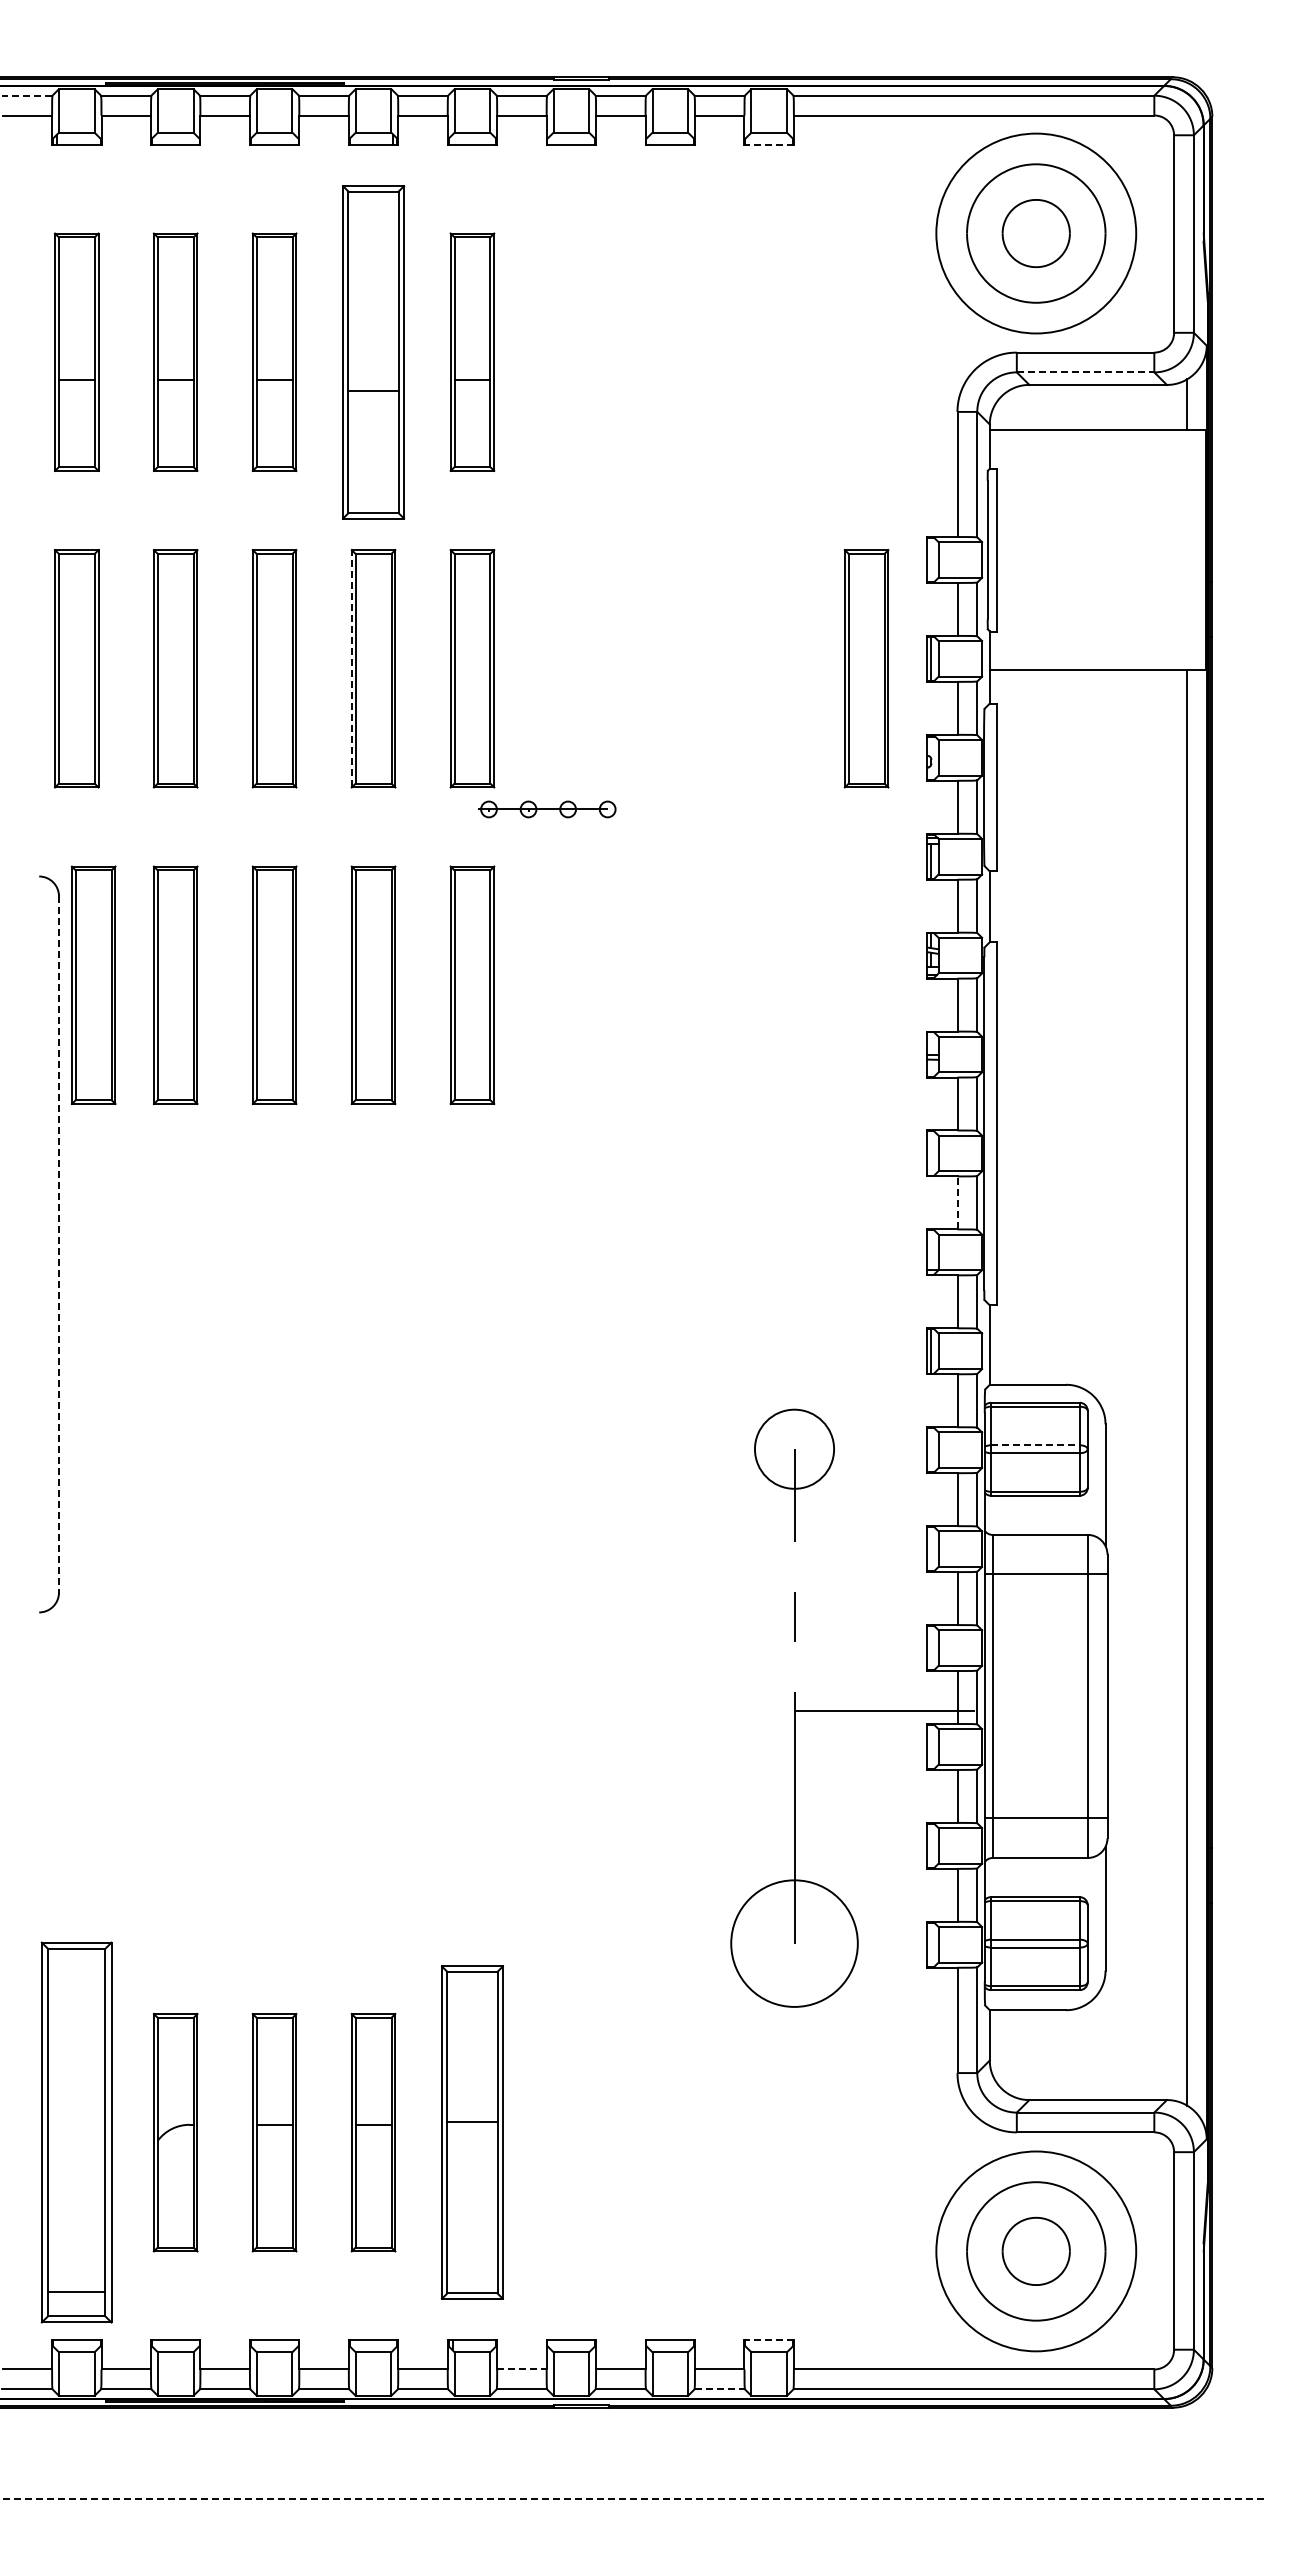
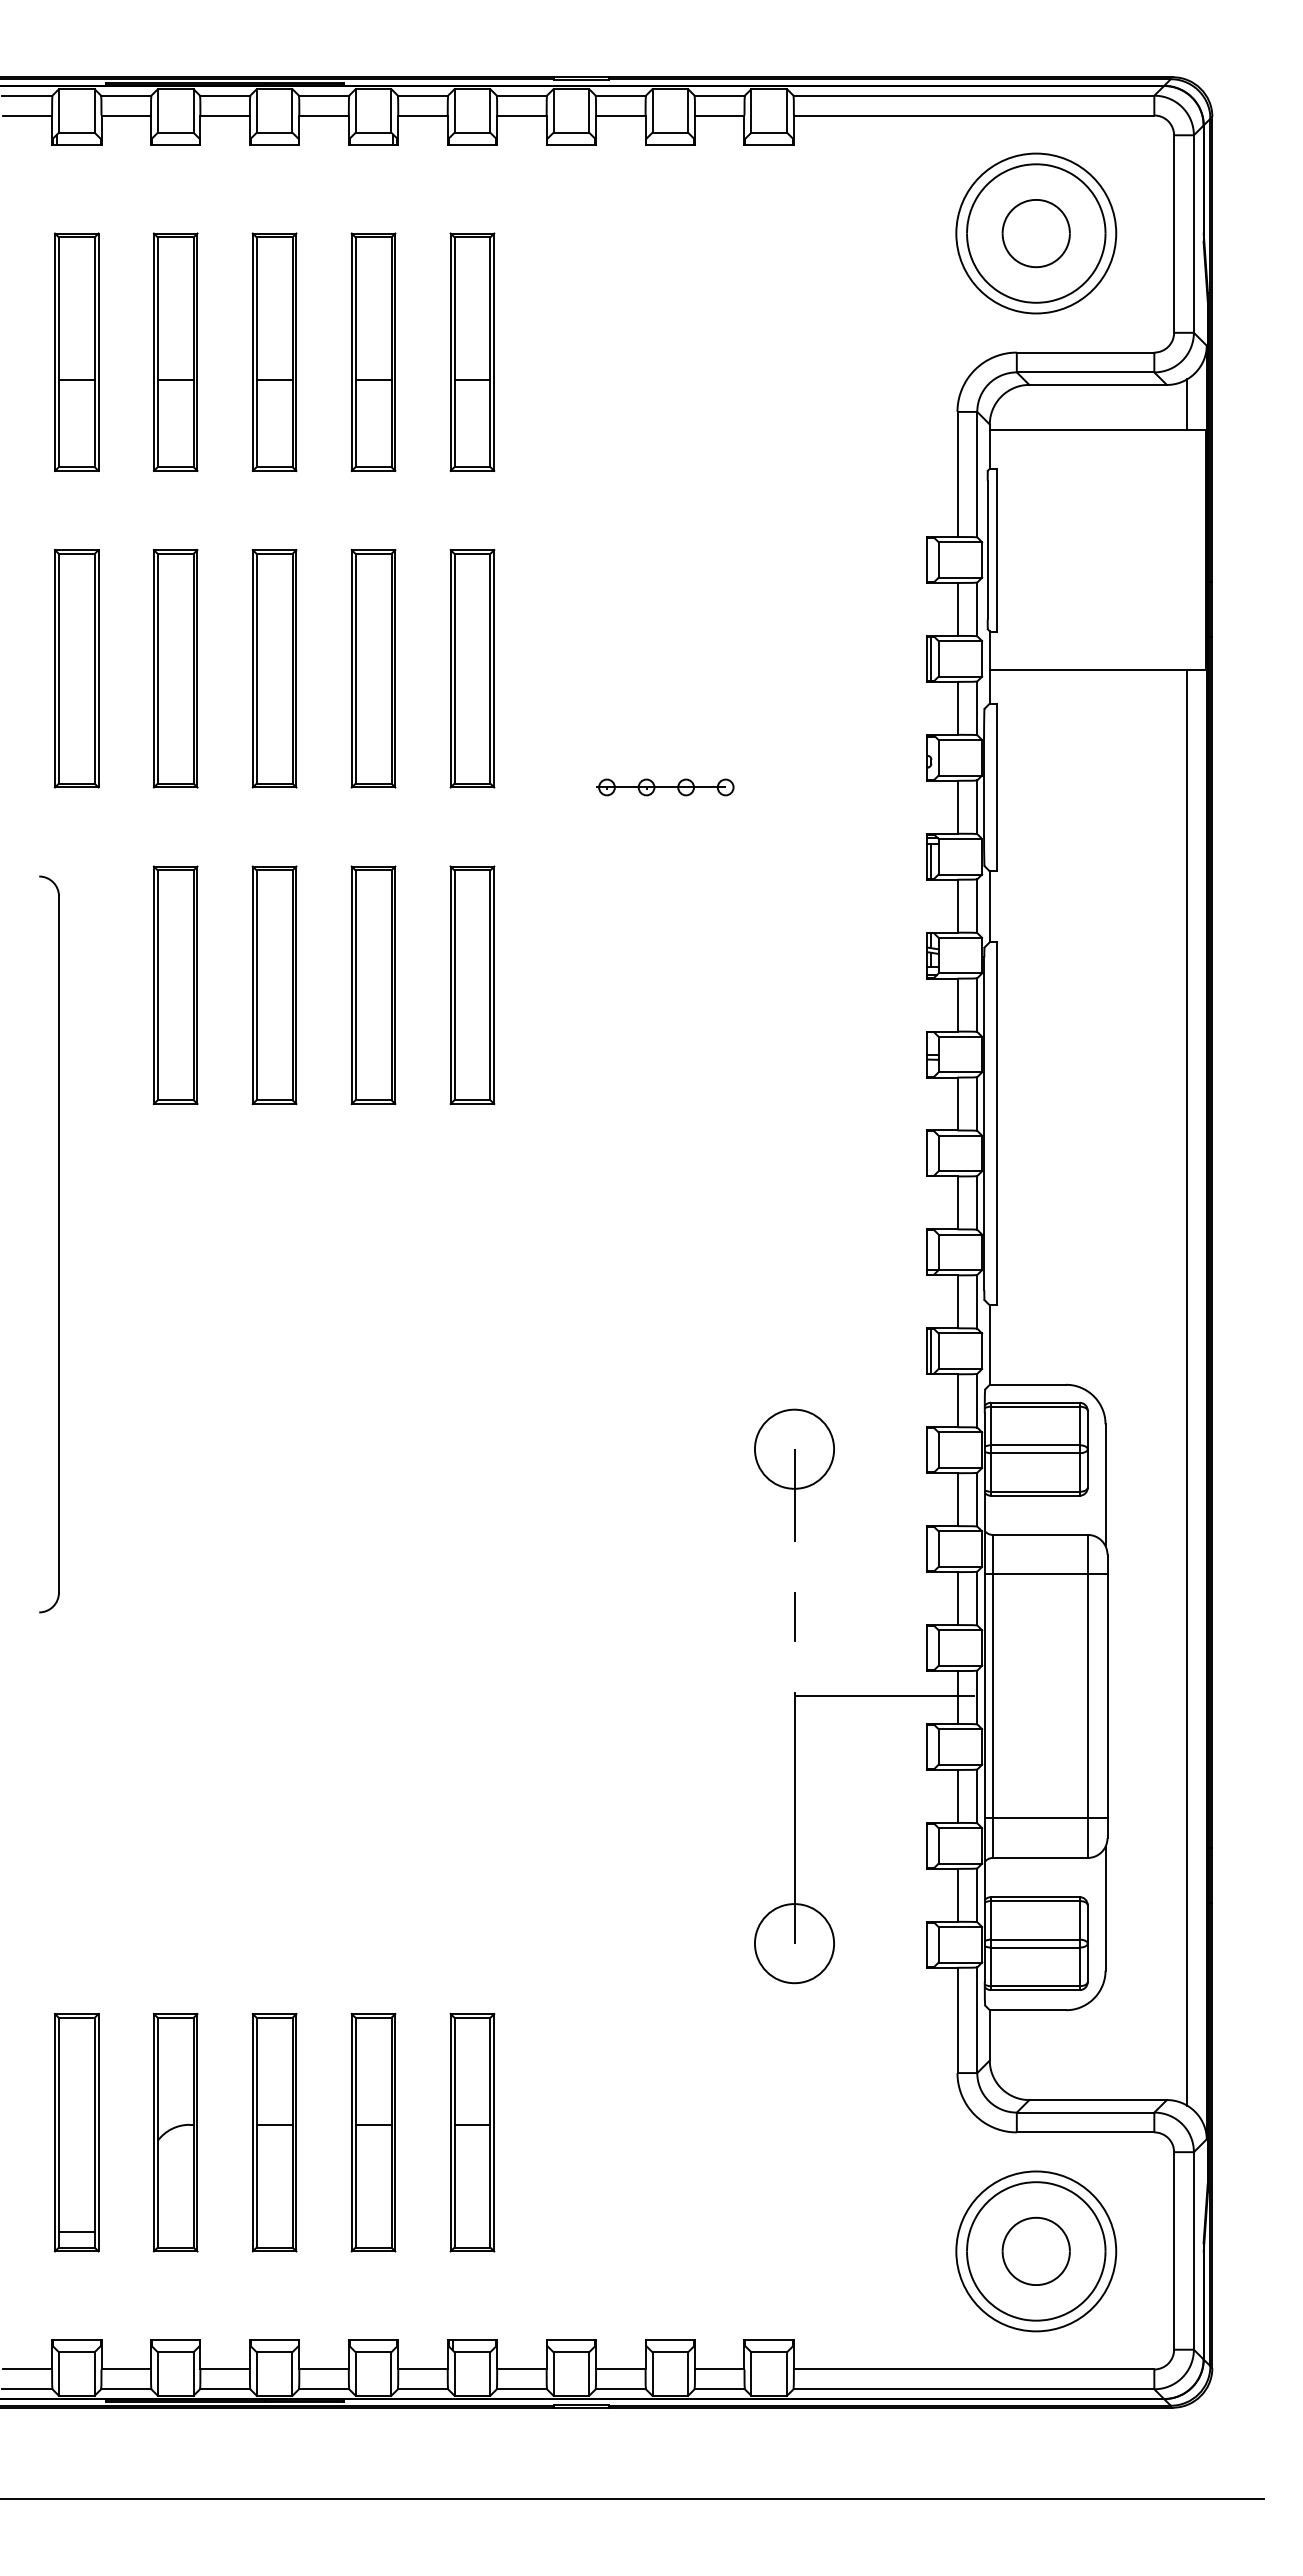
line: dashed -> solid (26, 95)
line: dashed -> solid (769, 144)
circle diameter: 200 px -> 160 px (1036, 233)
part size: 64x335 px -> 47x240 px (373, 351)
line: dashed -> solid (1085, 372)
line: dashed -> solid (351, 668)
part: present -> none (866, 668)
part position: (547, 809) -> (665, 787) (665, 787)
part: present -> none (93, 985)
line: dashed -> solid (957, 1202)
line: dashed -> solid (59, 1244)
line: dashed -> solid (1035, 1445)
line position: (884, 1711) -> (884, 1696) (884, 1696)
circle diameter: 127 px -> 79 px (794, 1943)
part size: 73x383 px -> 46x240 px (76, 2132)
part size: 64x335 px -> 47x240 px (472, 2132)
circle diameter: 200 px -> 160 px (1036, 2251)
line: dashed -> solid (769, 2340)
line: dashed -> solid (521, 2369)
line: dashed -> solid (720, 2389)
line: dashed -> solid (631, 2498)
